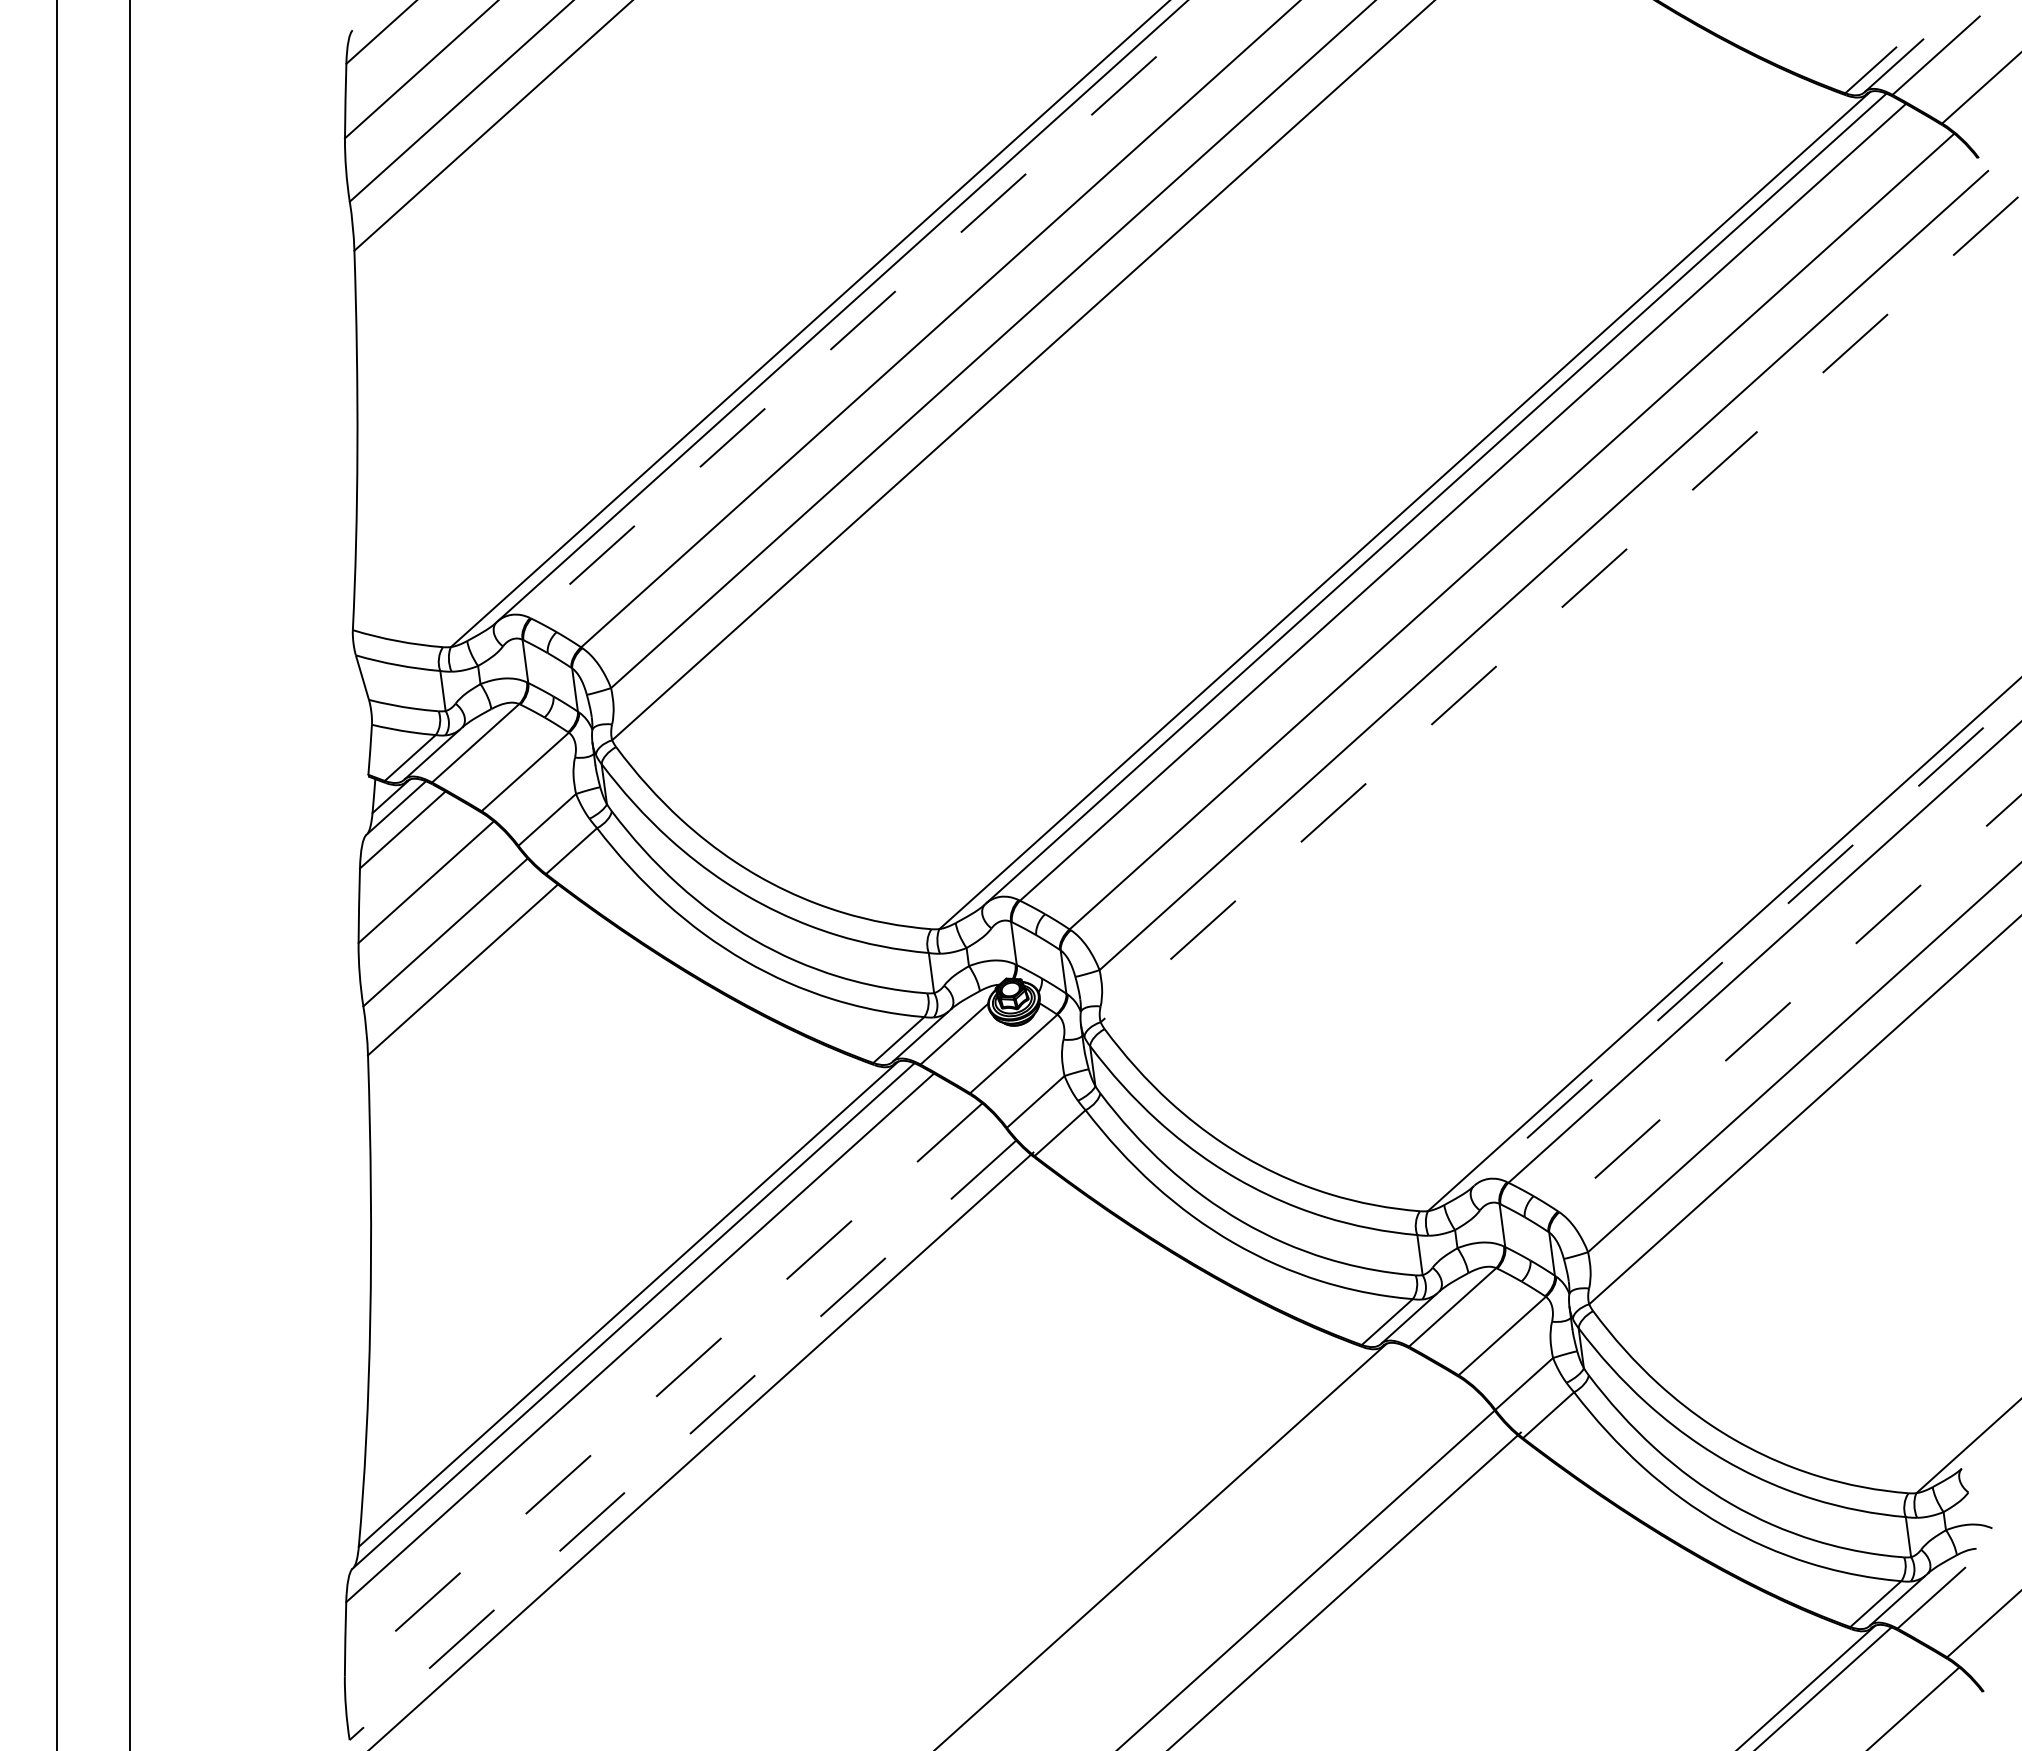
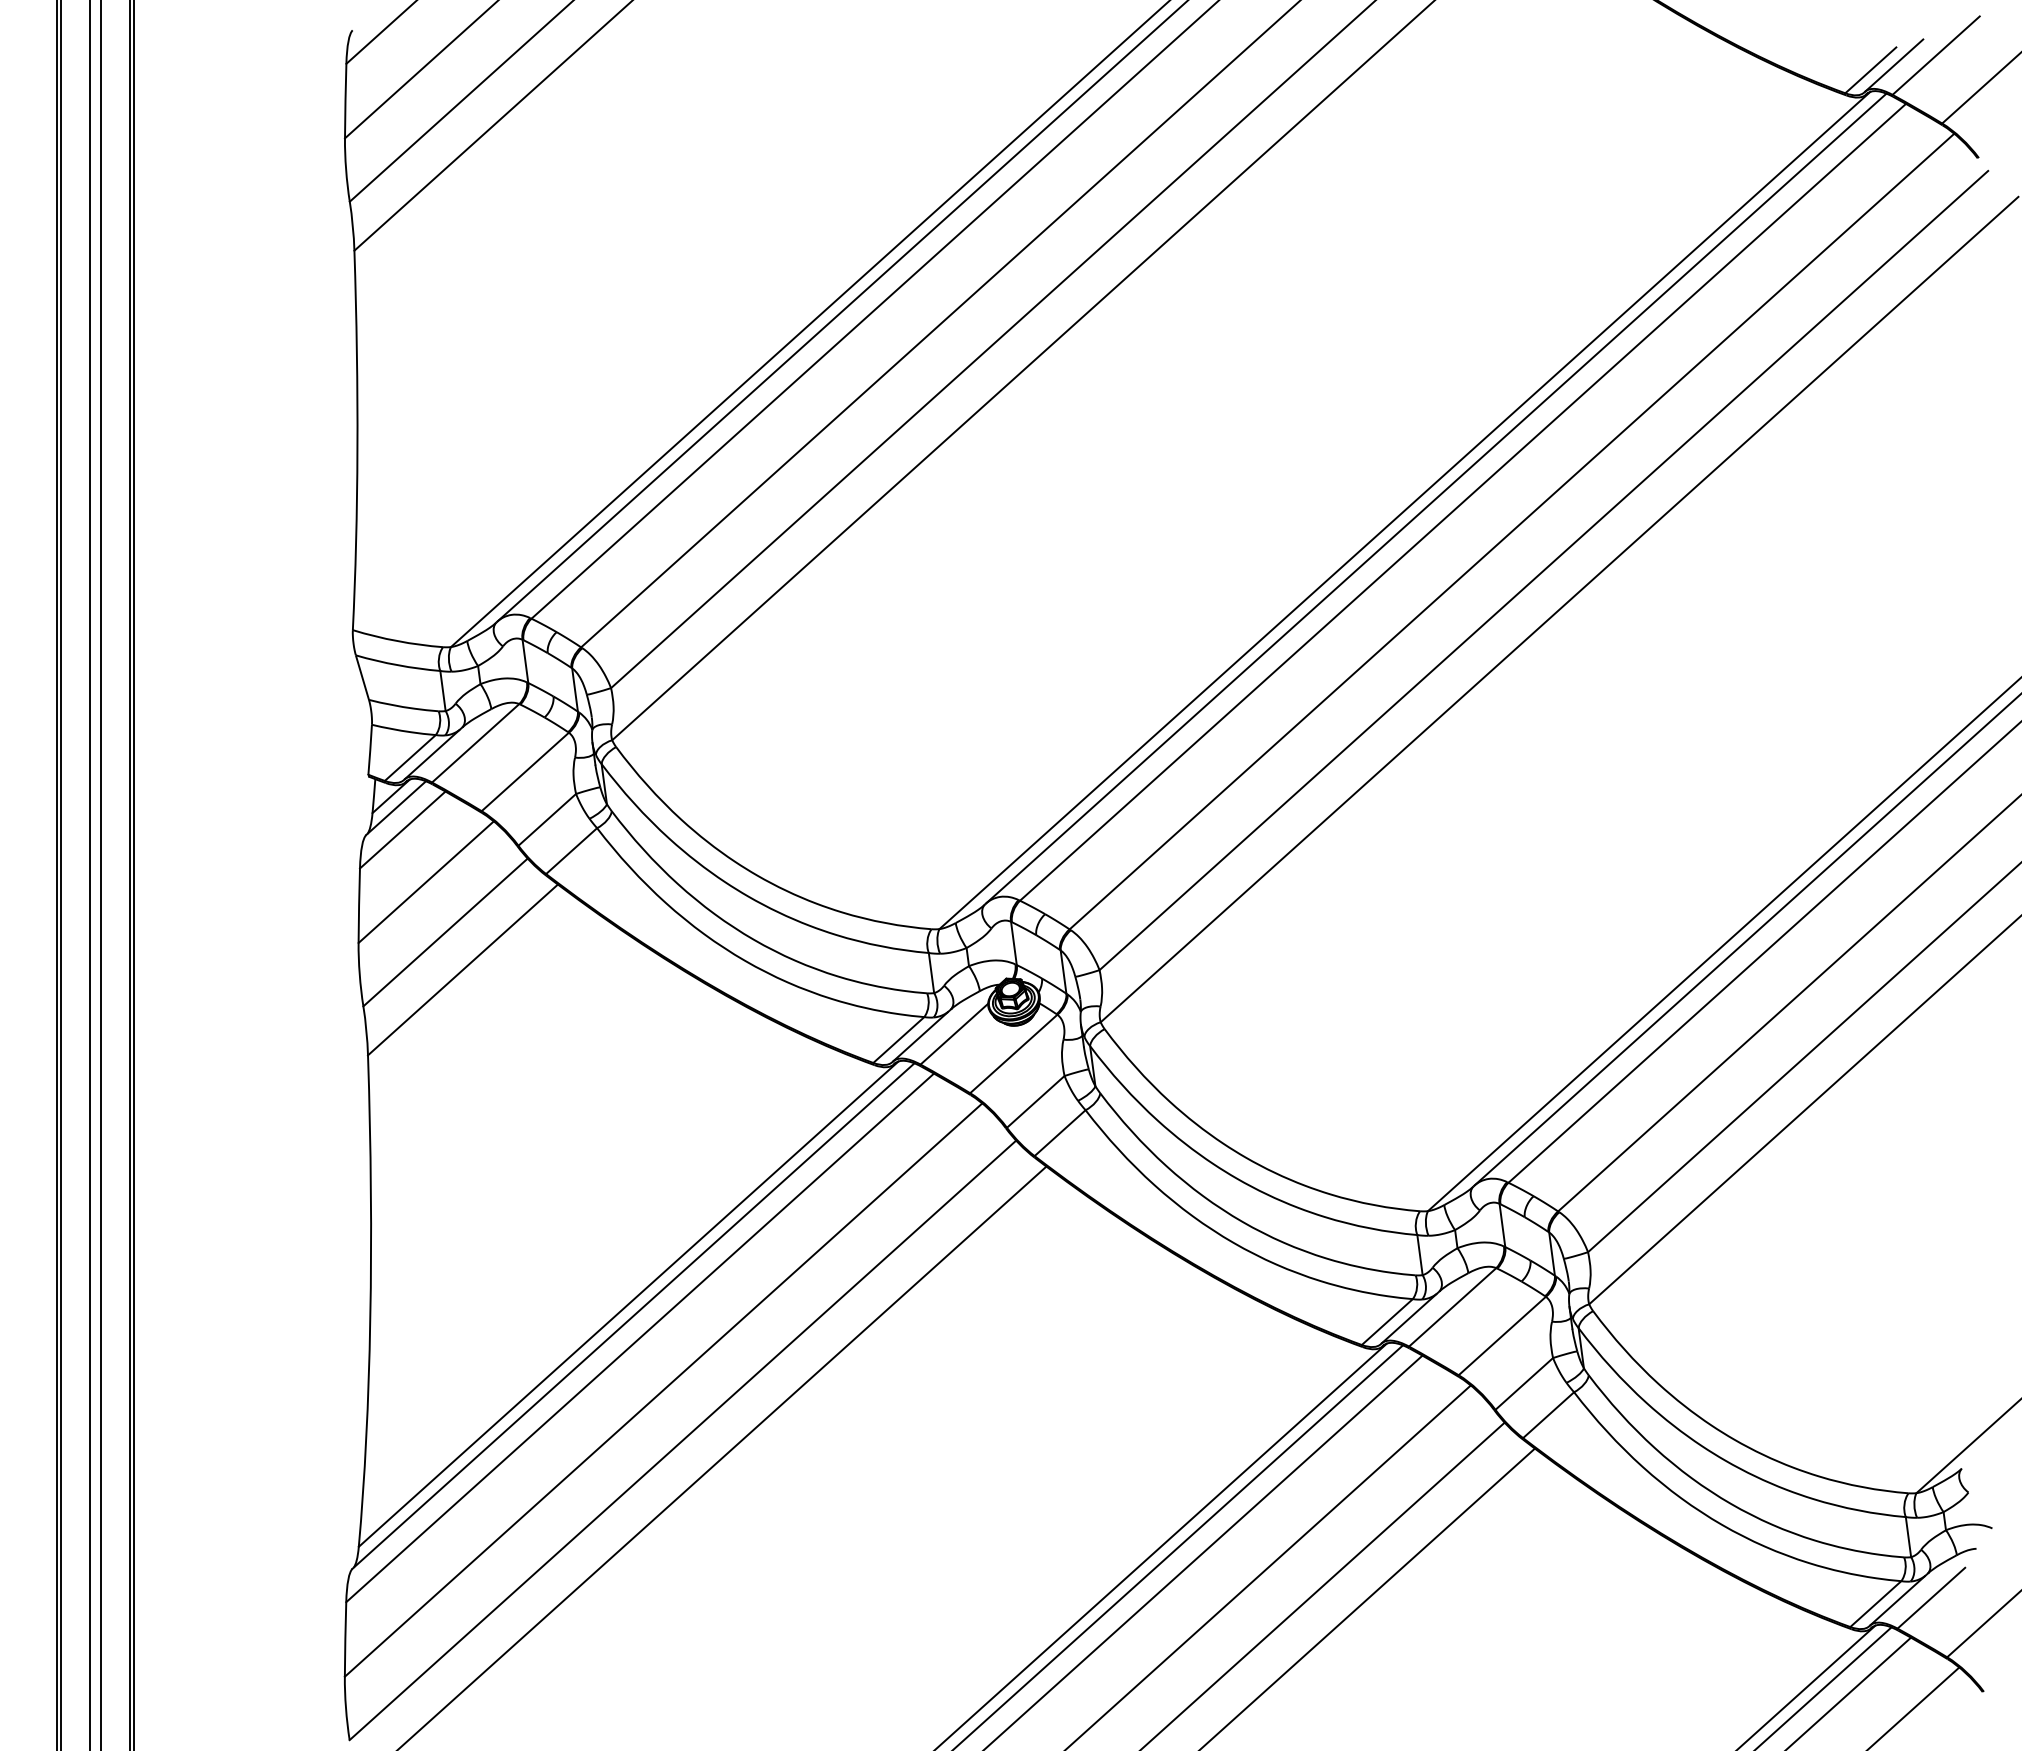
line: dashed -> solid (874, 309)
line: dashed -> solid (1559, 609)
line: none -> present (60, 874)
line: none -> present (90, 874)
line: none -> present (100, 874)
line: none -> present (133, 874)
line: dashed -> solid (1747, 939)
line: dashed -> solid (1789, 1003)
line: dashed -> solid (663, 1390)
line: dashed -> solid (682, 1440)
line position: (702, 1449) -> (723, 1456) (723, 1456)
line: none -> present (1179, 1546)
line: none -> present (1204, 1551)
line position: (1306, 1579) -> (1269, 1566) (1269, 1566)
line: none -> present (1323, 1584)
line position: (1345, 1589) -> (1368, 1597) (1368, 1597)
line: none -> present (1849, 1692)
